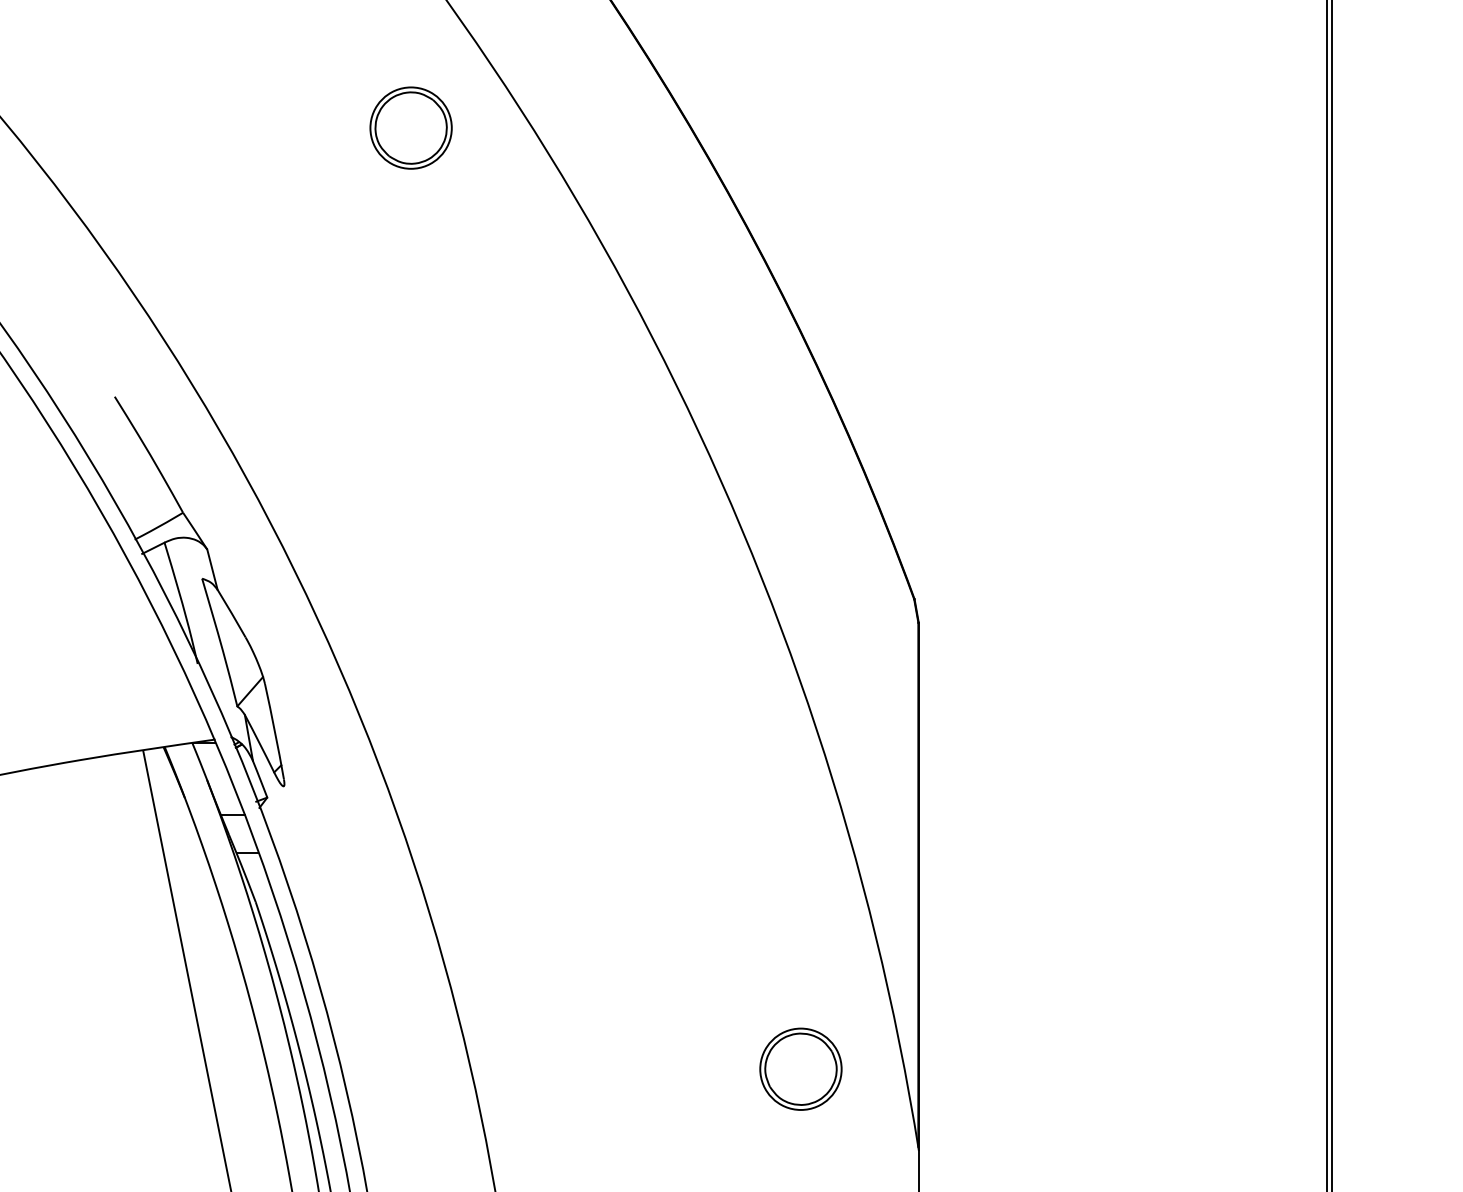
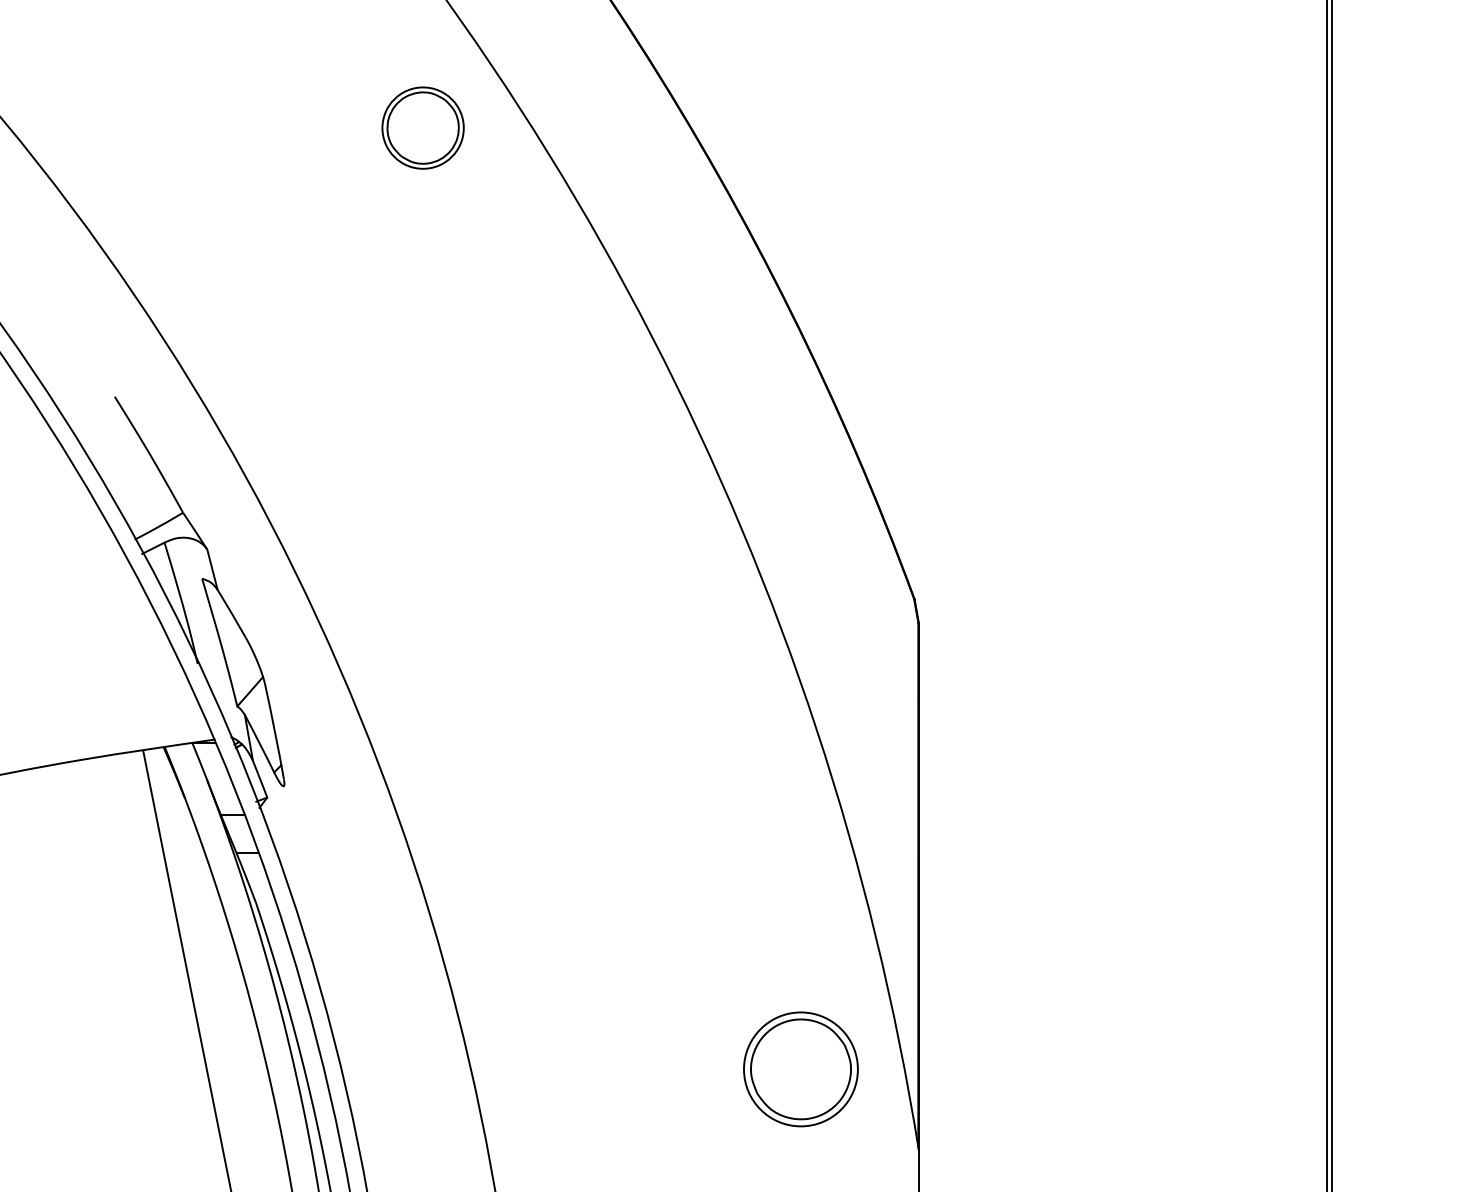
part position: (410, 127) -> (422, 127) (422, 127)
part size: 84x84 px -> 116x117 px (800, 1069)
